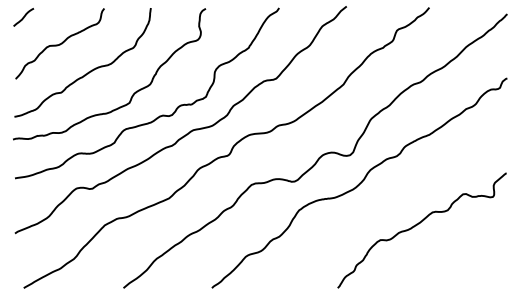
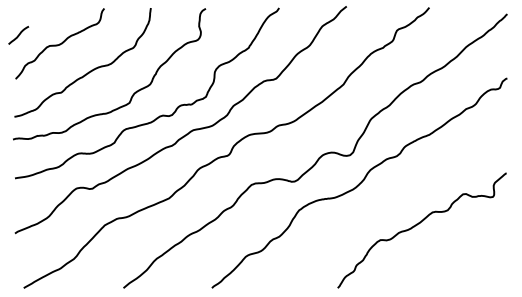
curve position: (23, 17) -> (18, 35) (18, 35)
